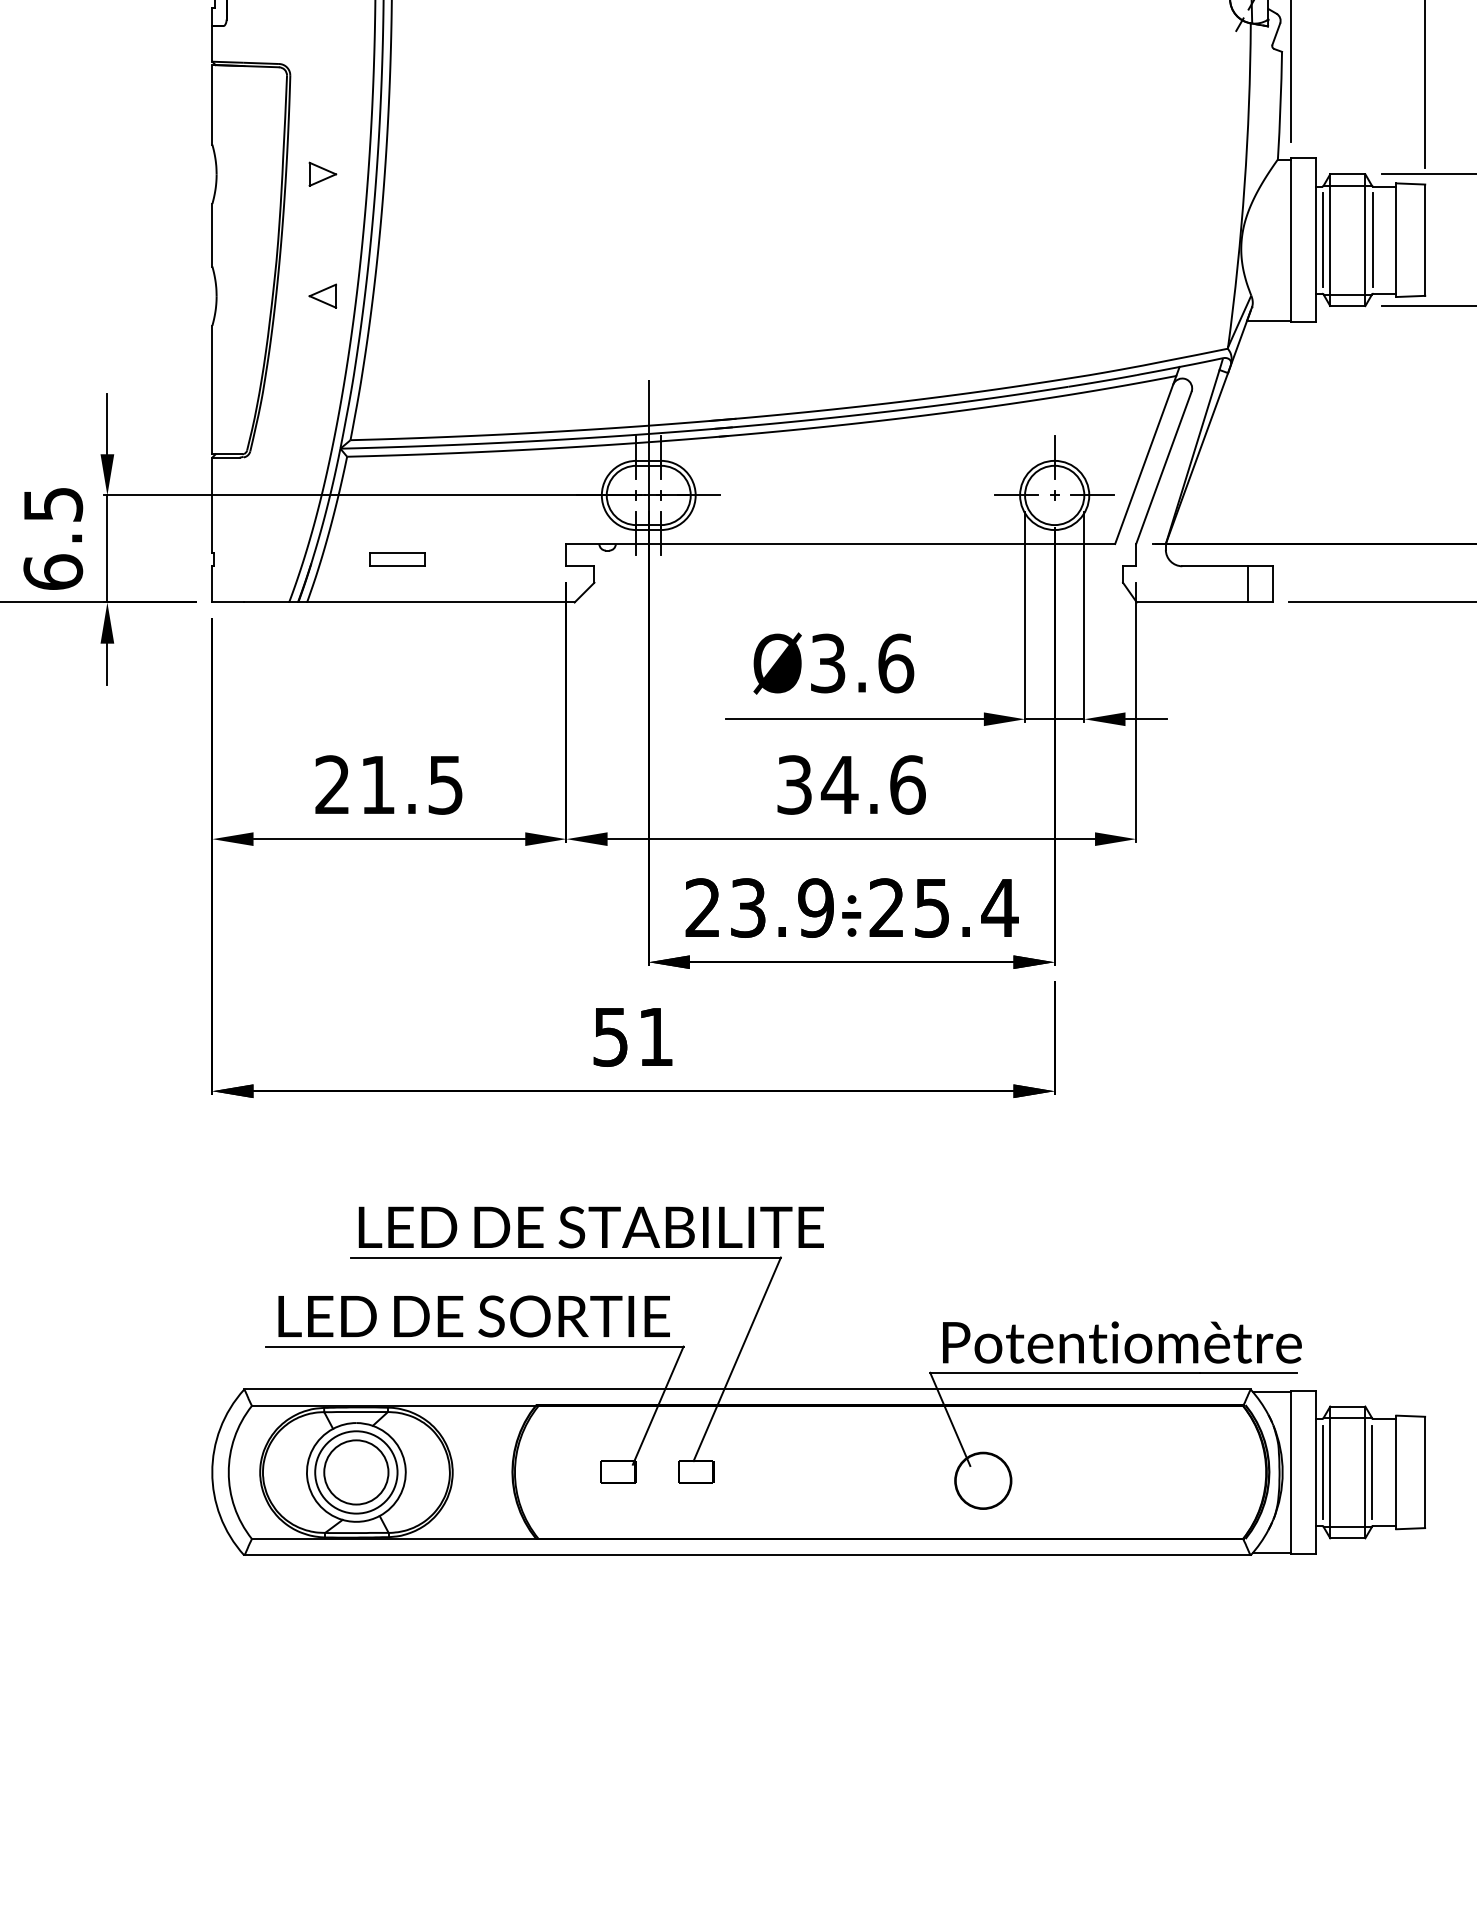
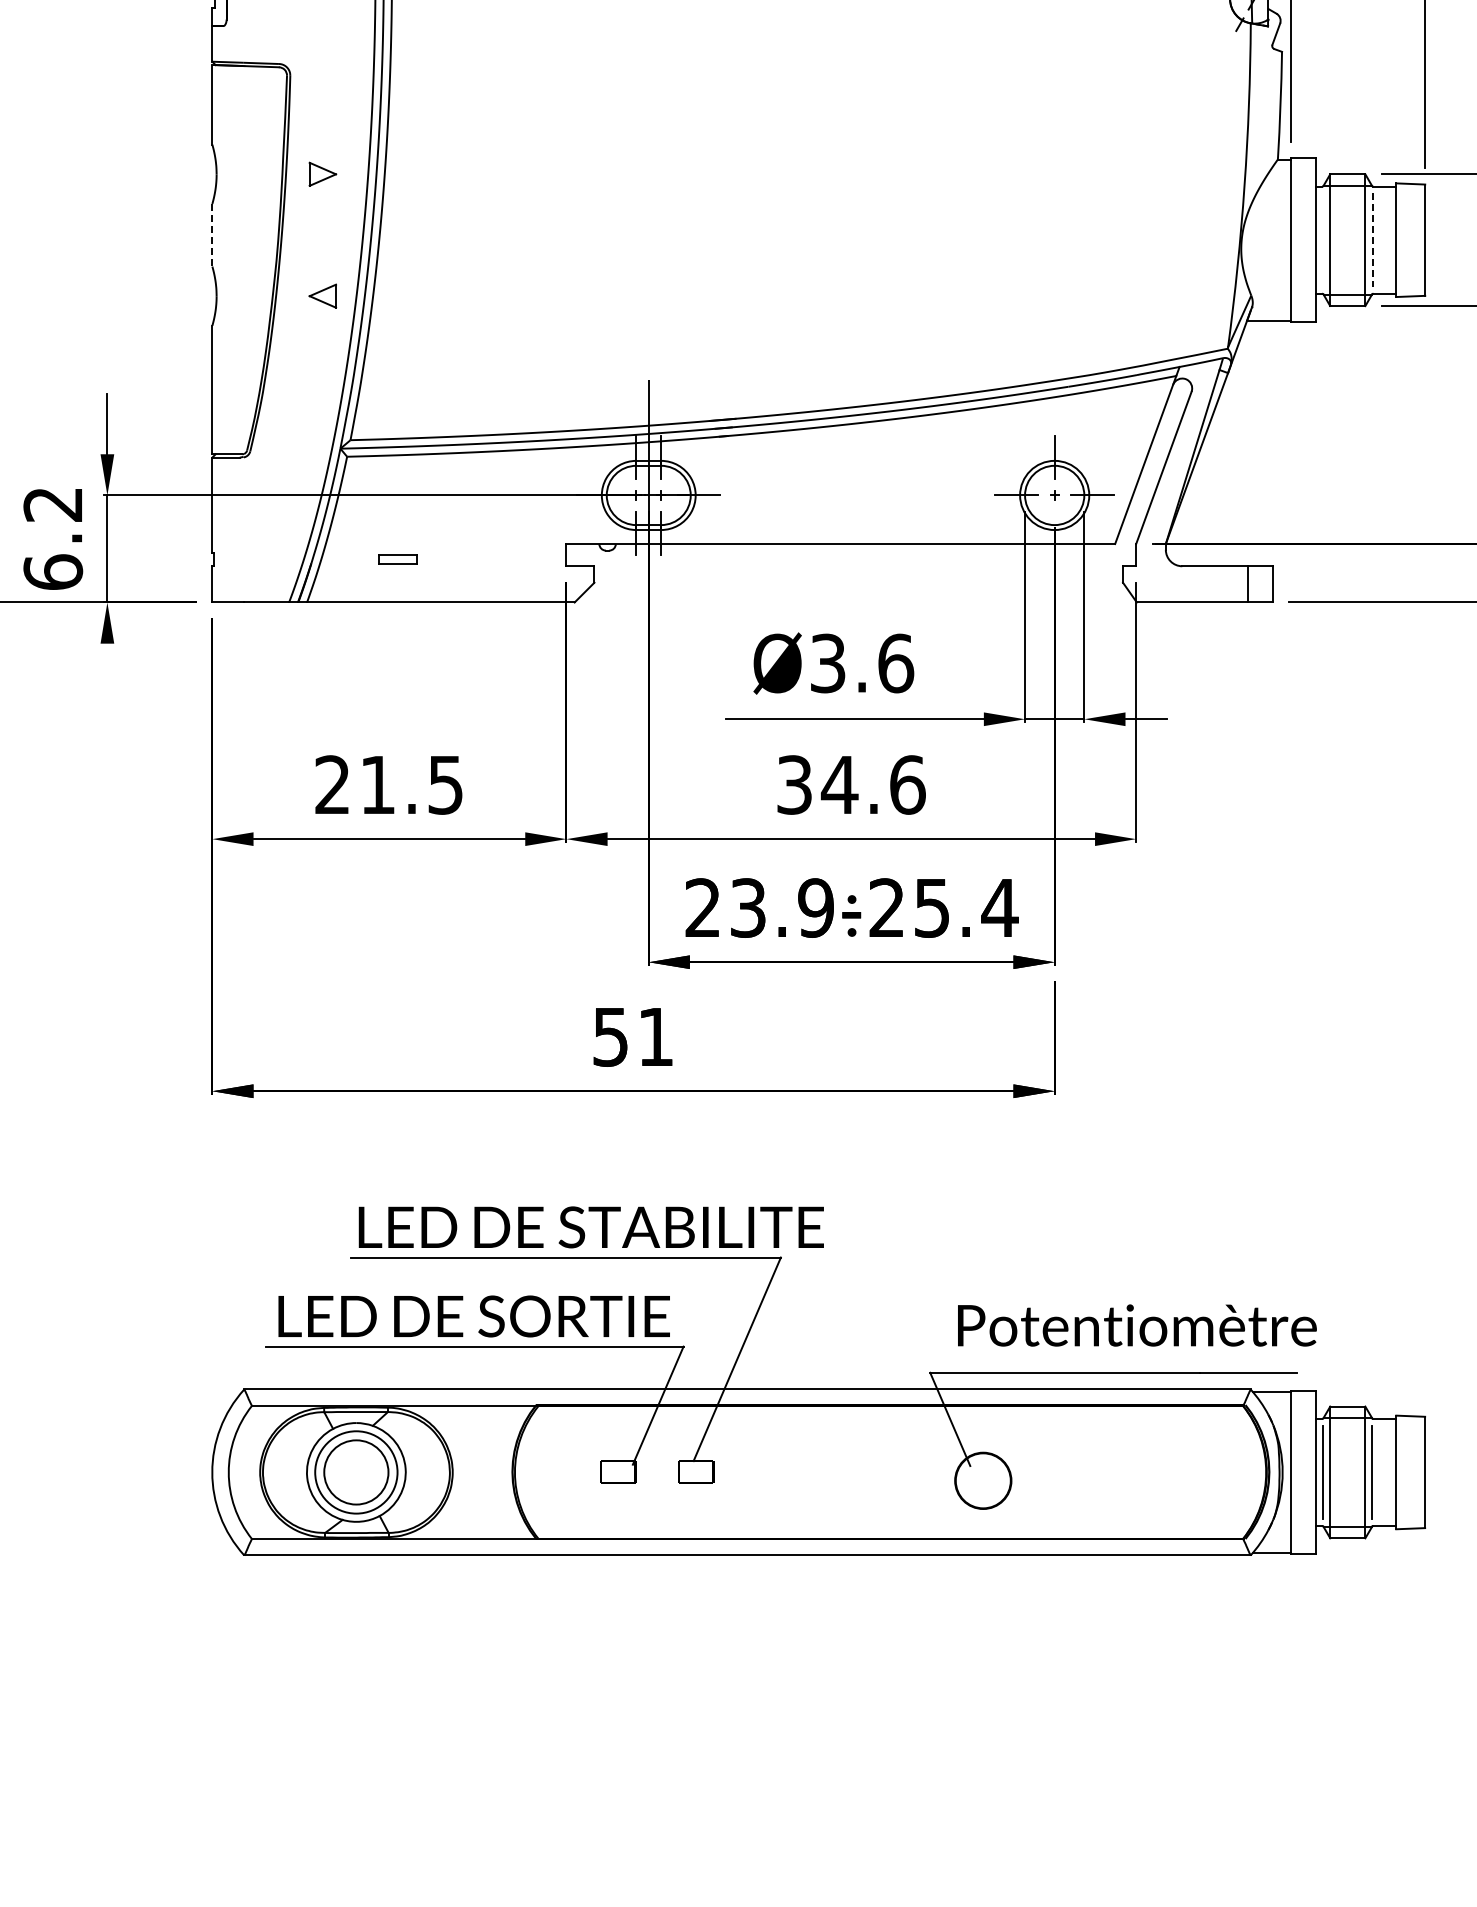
line: solid -> dashed (212, 235)
line: present -> none (1323, 240)
line: solid -> dashed (1372, 240)
text: 6.5 -> 6.2 (53, 504)
part size: 57x15 px -> 40x11 px (397, 559)
line: present -> none (107, 663)
text position: (1122, 1342) -> (1137, 1325) (1137, 1325)
